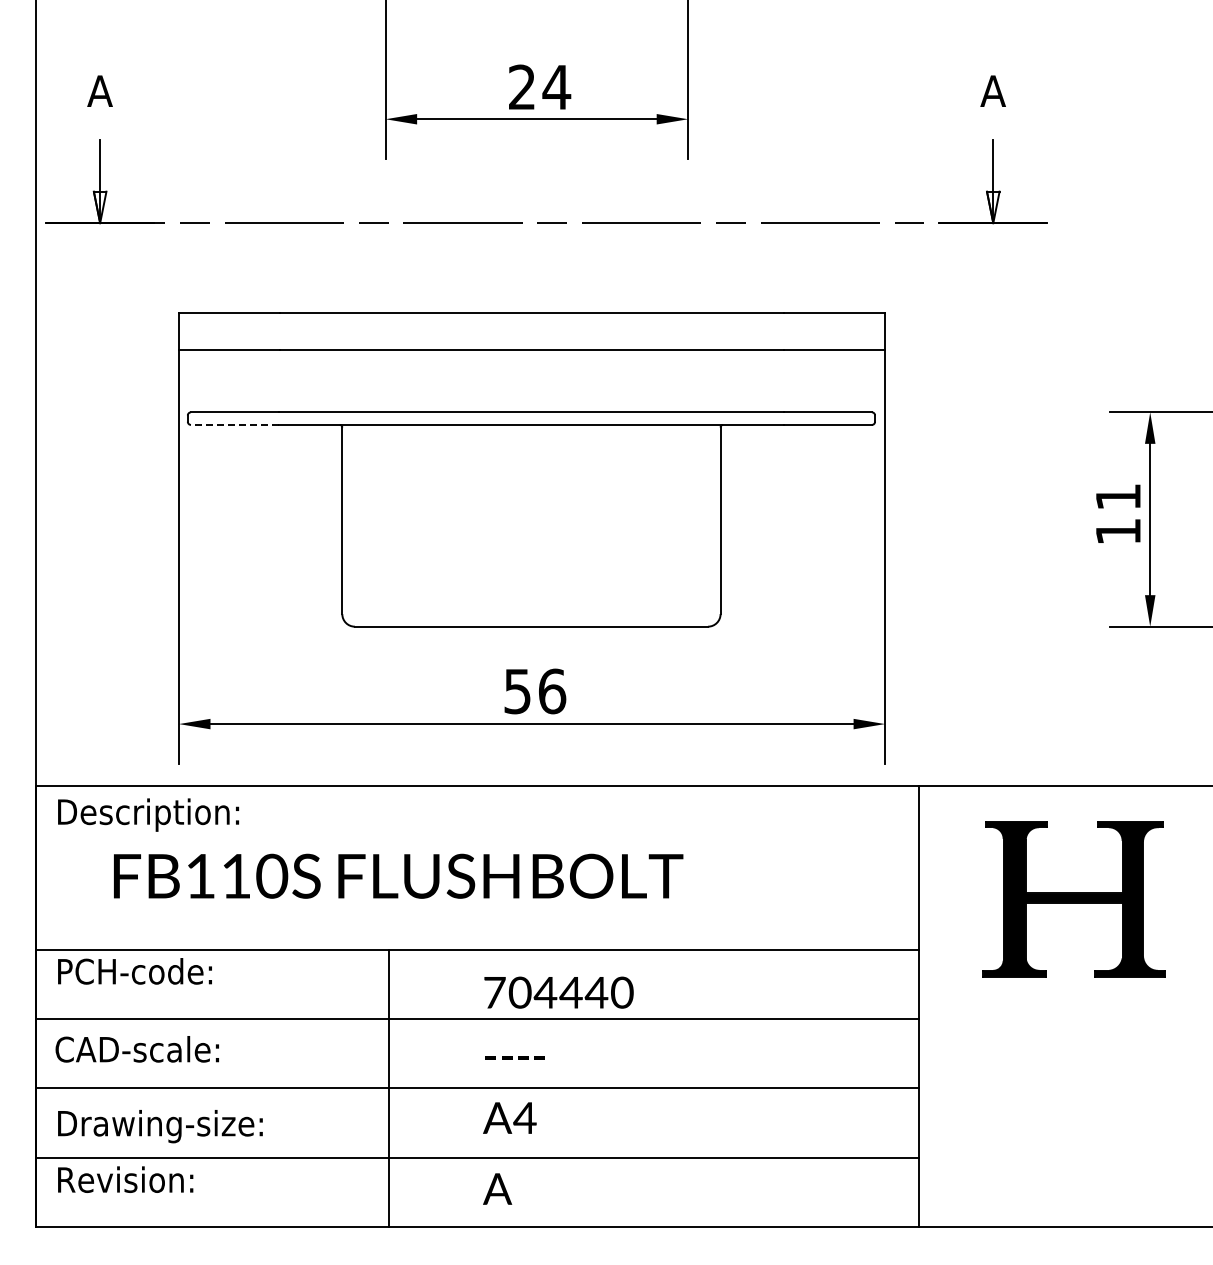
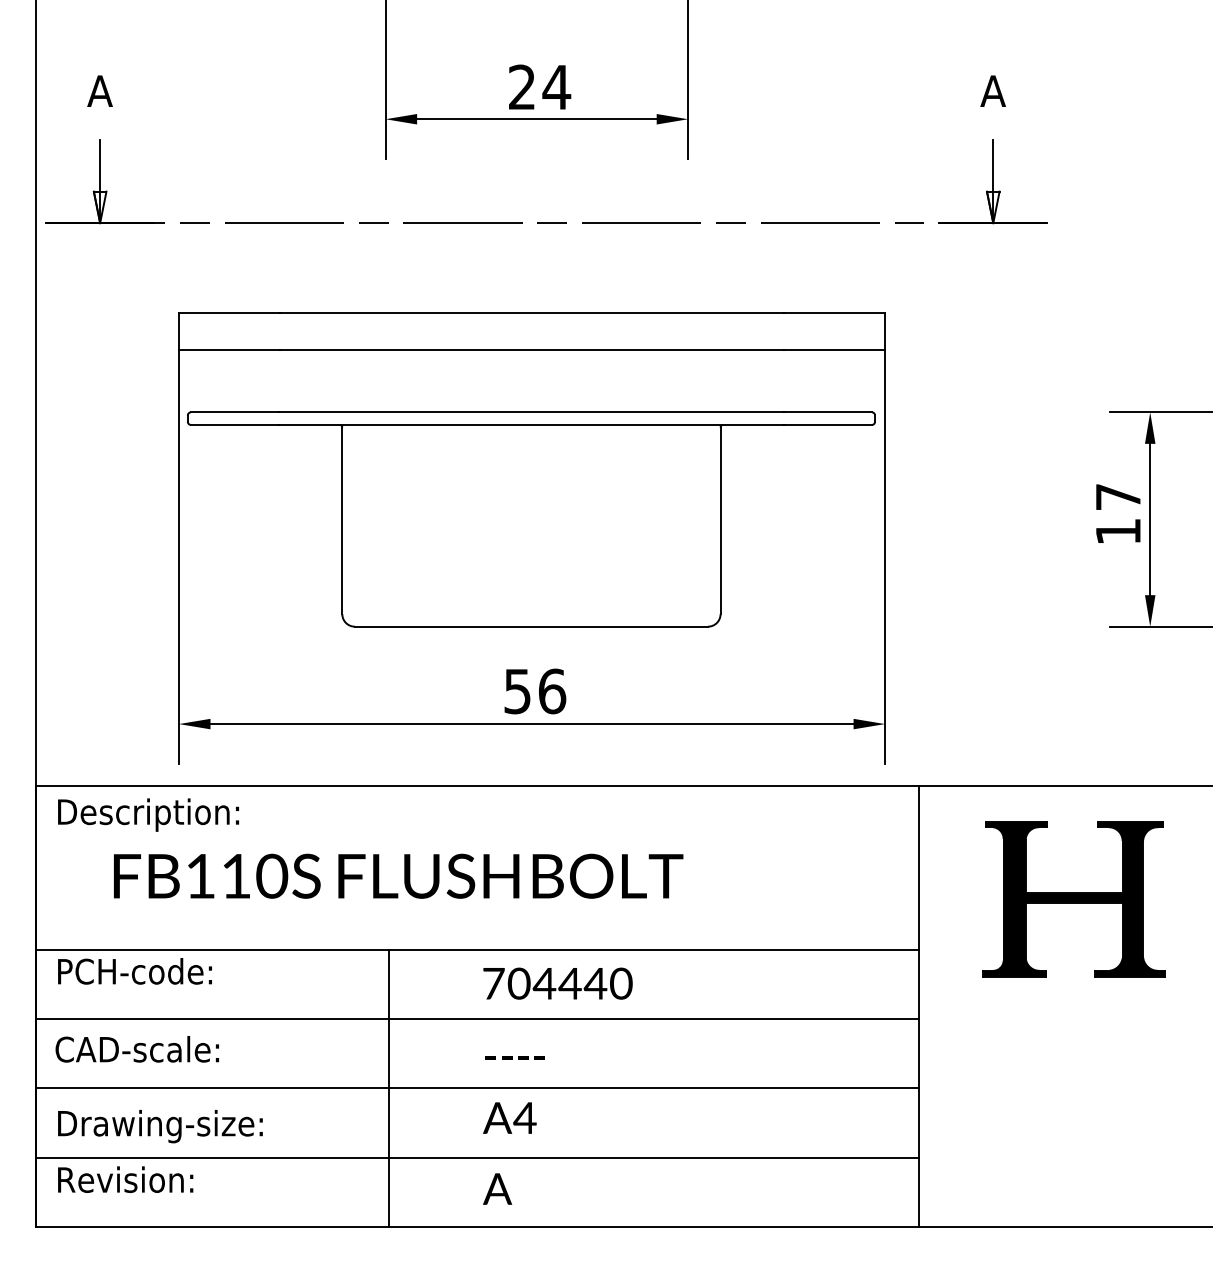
line: dashed -> solid (234, 424)
text: 11 -> 17 (1118, 496)
text position: (558, 992) -> (557, 983) (557, 983)
